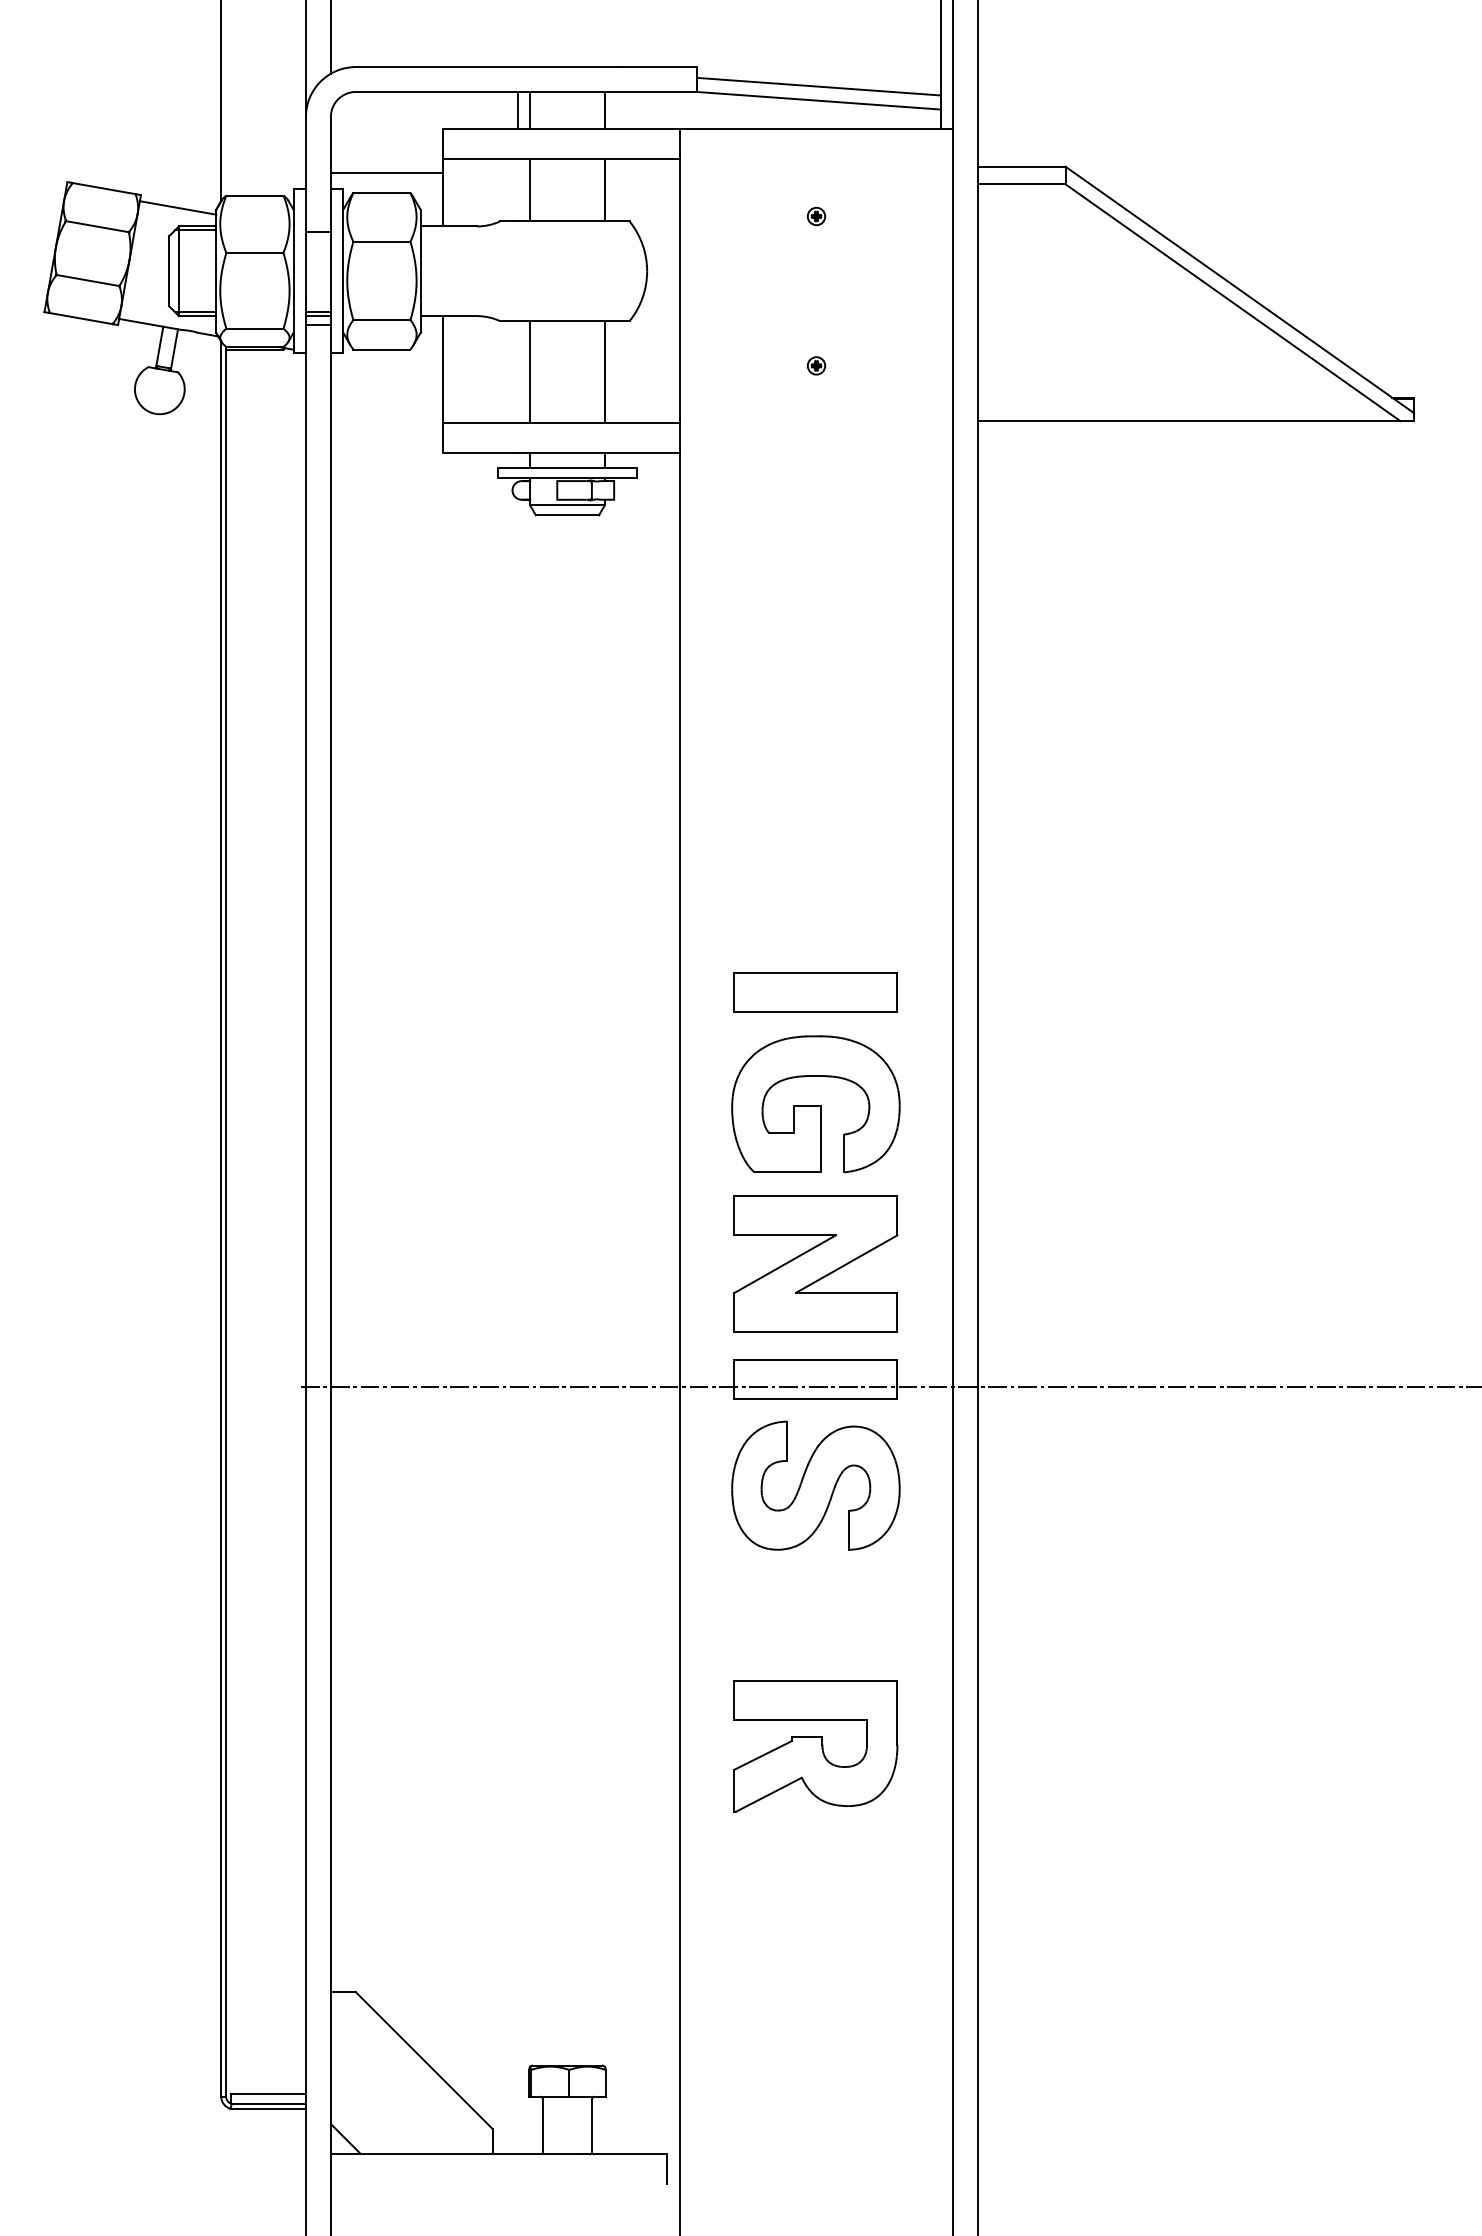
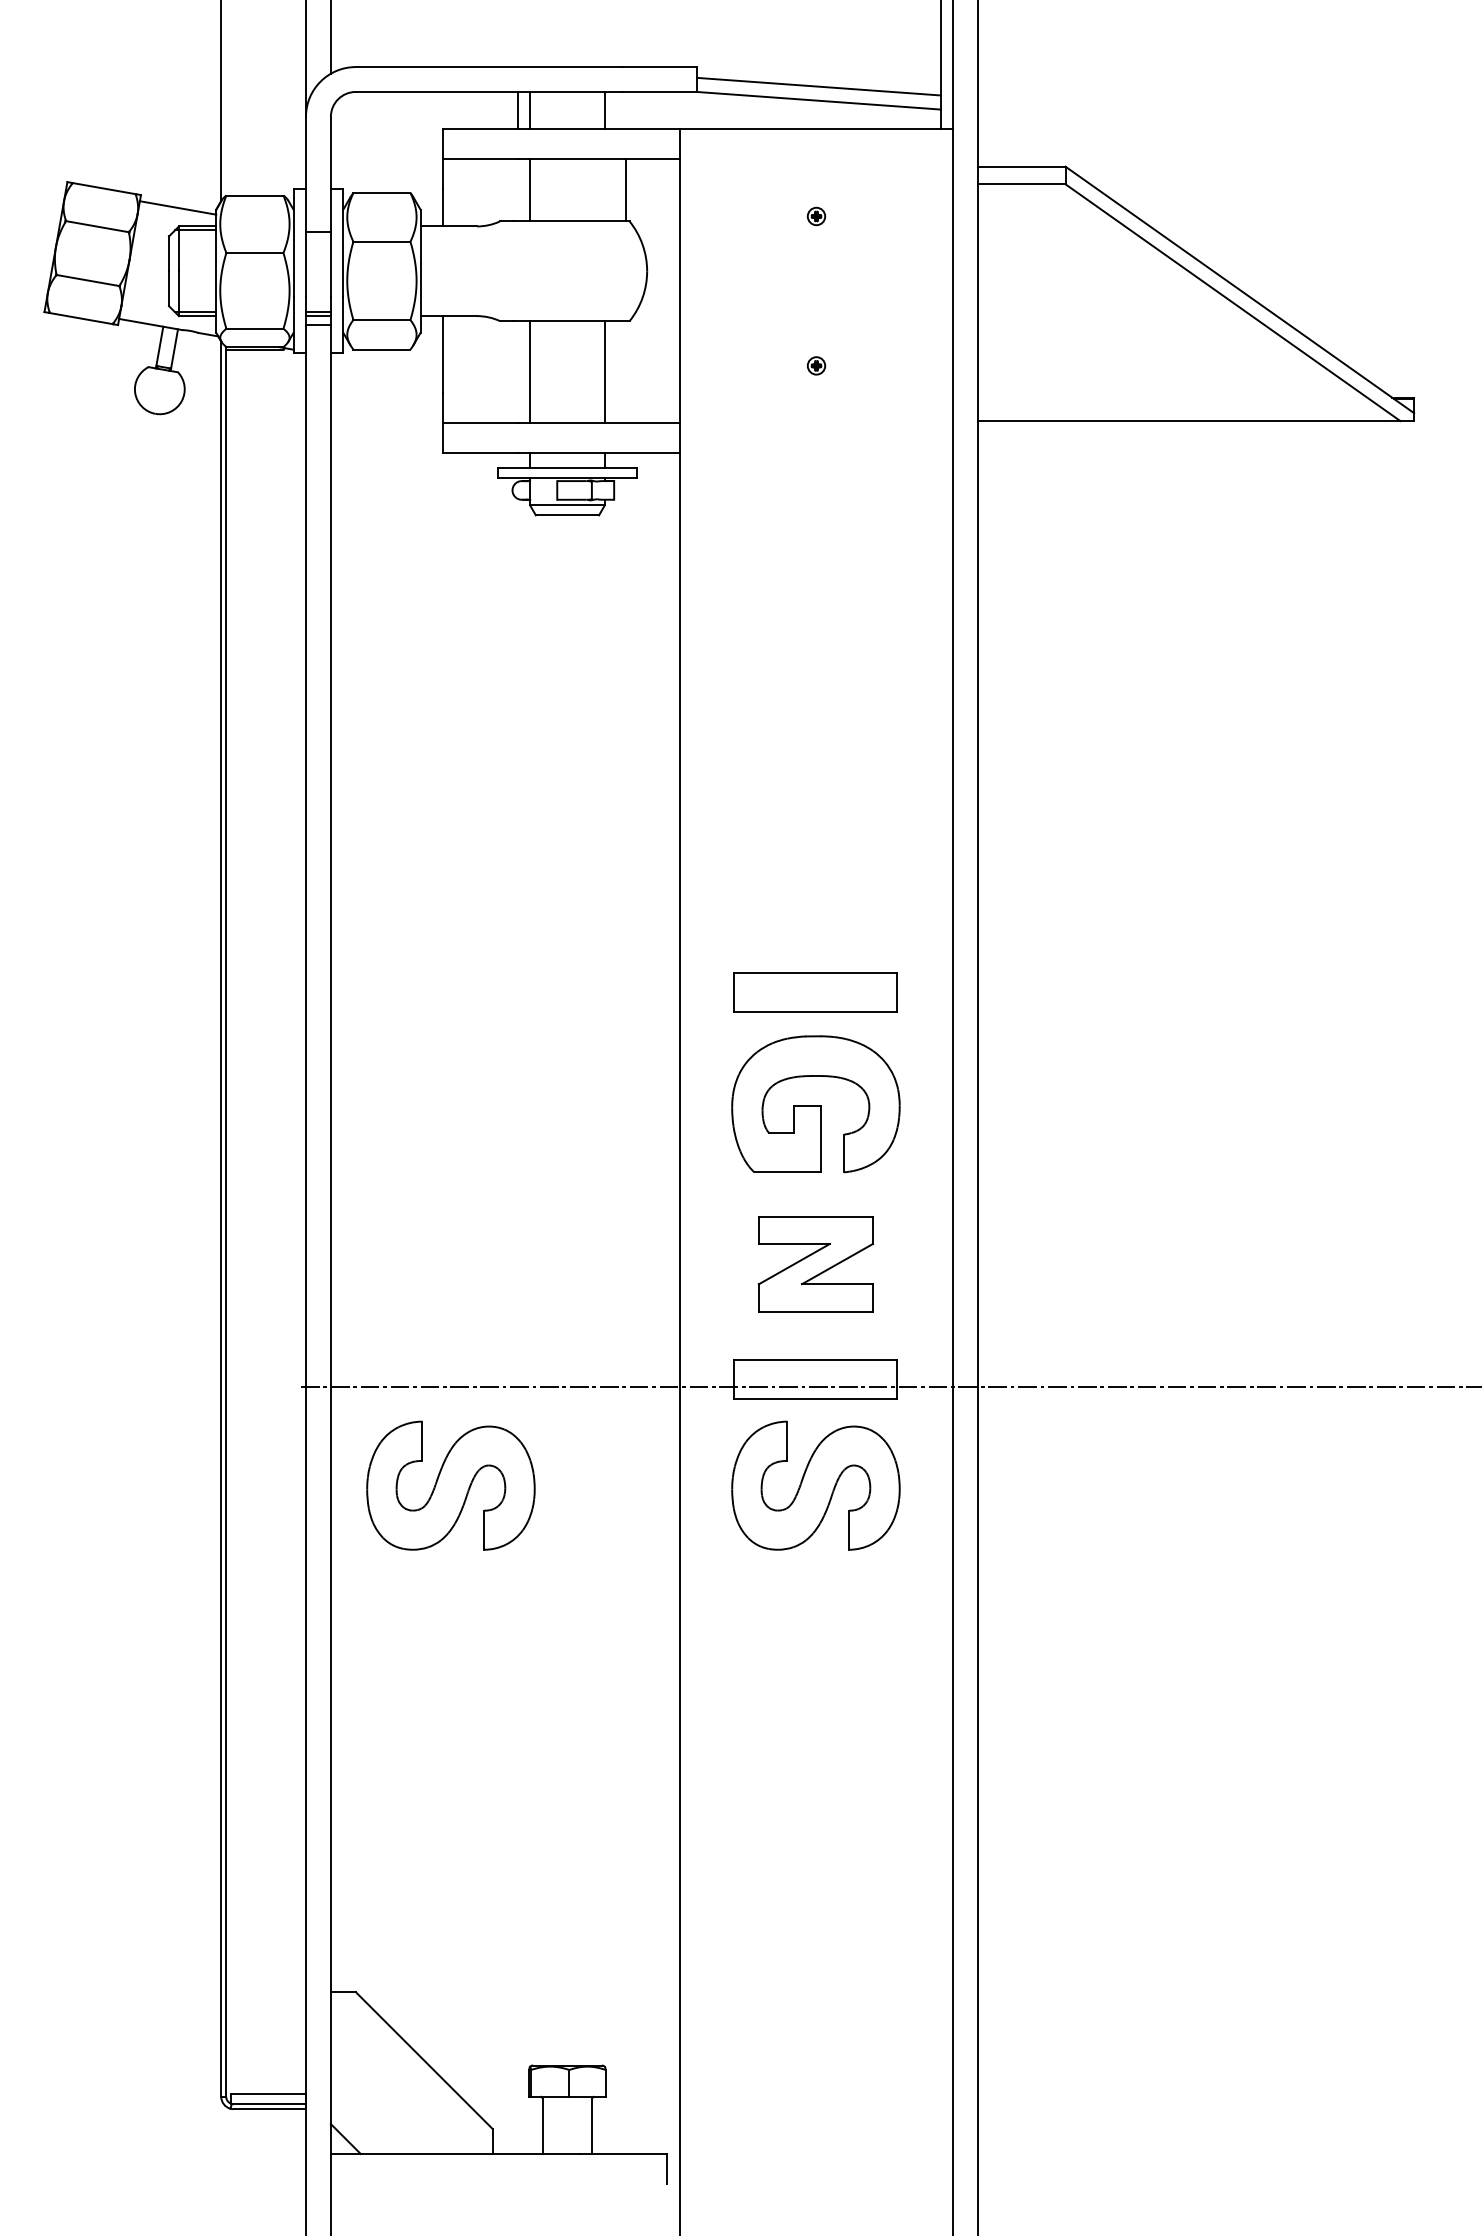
line: present -> none (386, 173)
line position: (604, 190) -> (625, 190) (625, 190)
part size: 166x138 px -> 116x97 px (815, 1264)
part: none -> present (450, 1485)
part: present -> none (815, 1746)
